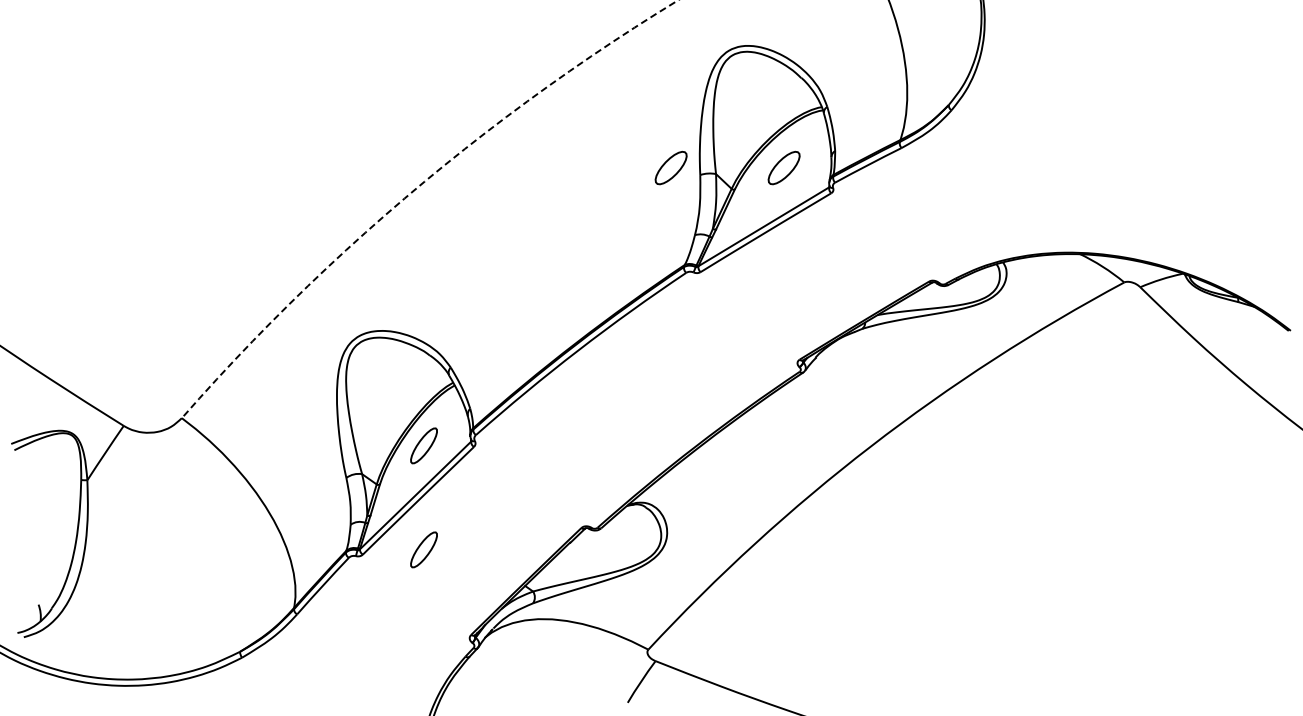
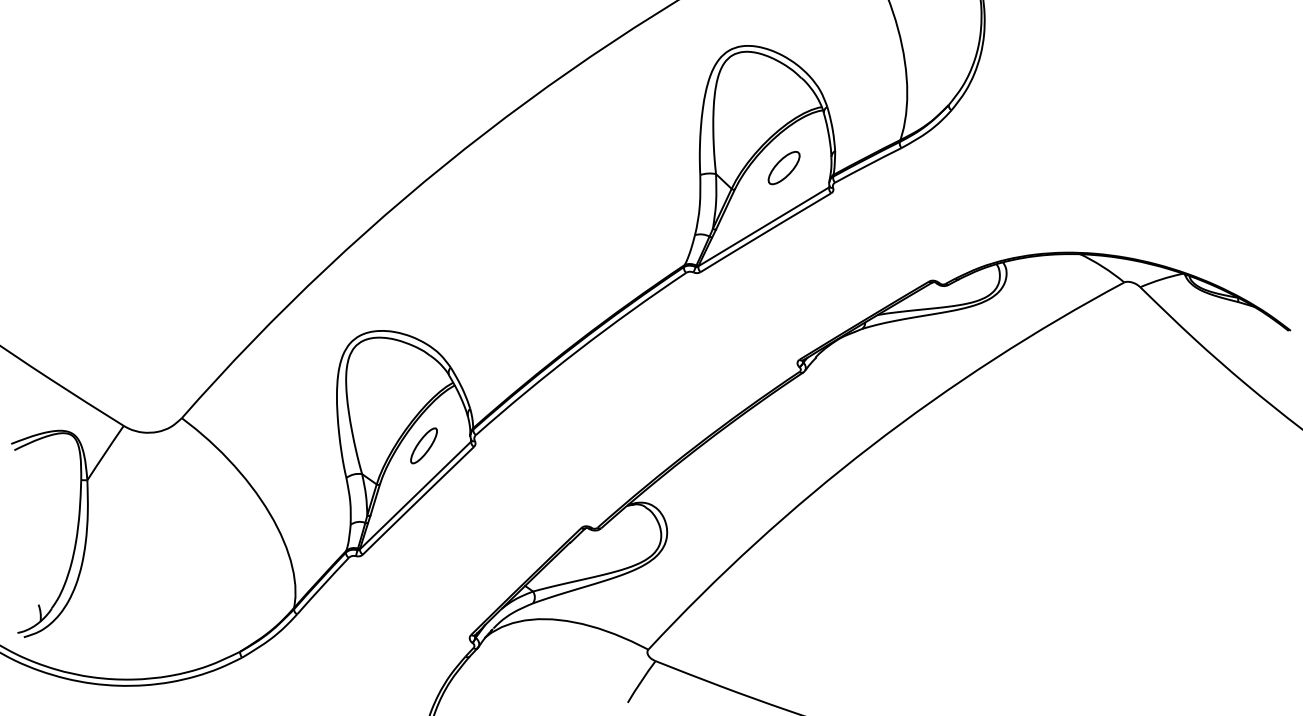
part: present -> none (670, 167)
arc: dashed -> solid (414, 190)
part: present -> none (423, 549)
